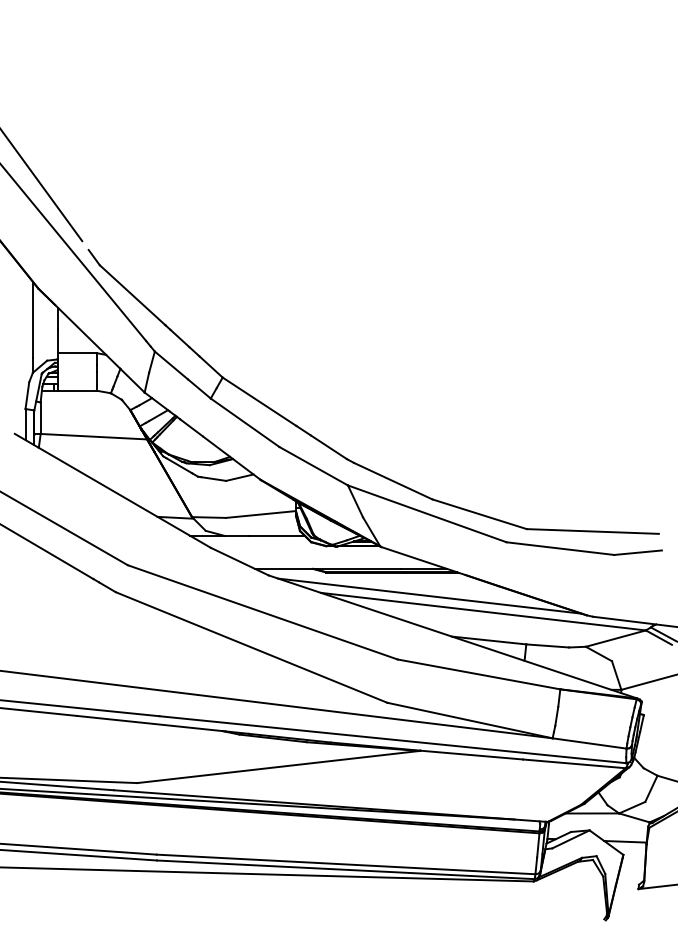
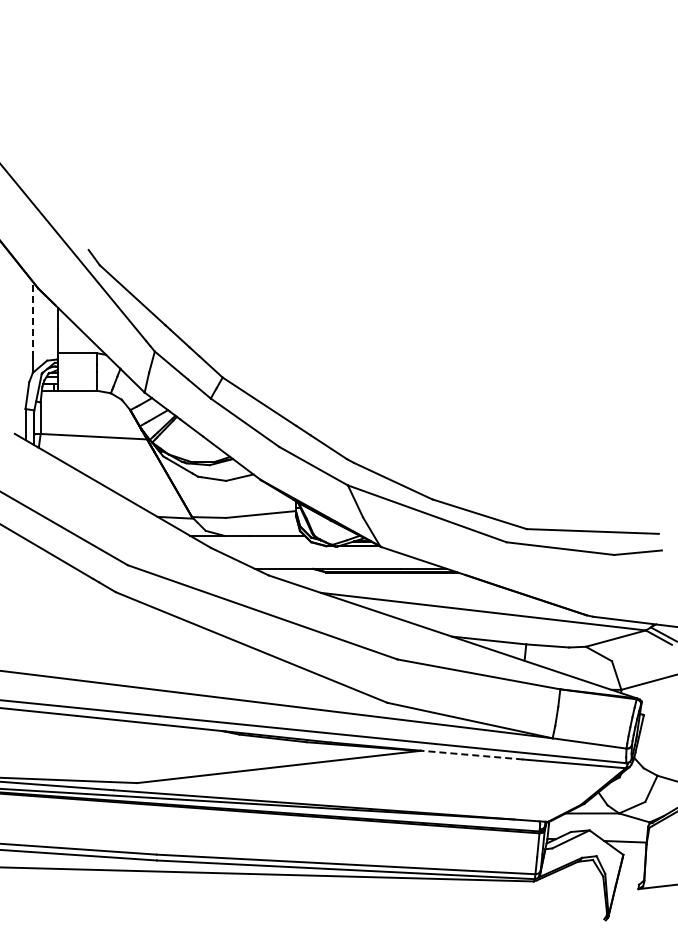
line: present -> none (42, 186)
line: solid -> dashed (32, 319)
line: present -> none (429, 595)
line: solid -> dashed (471, 755)
